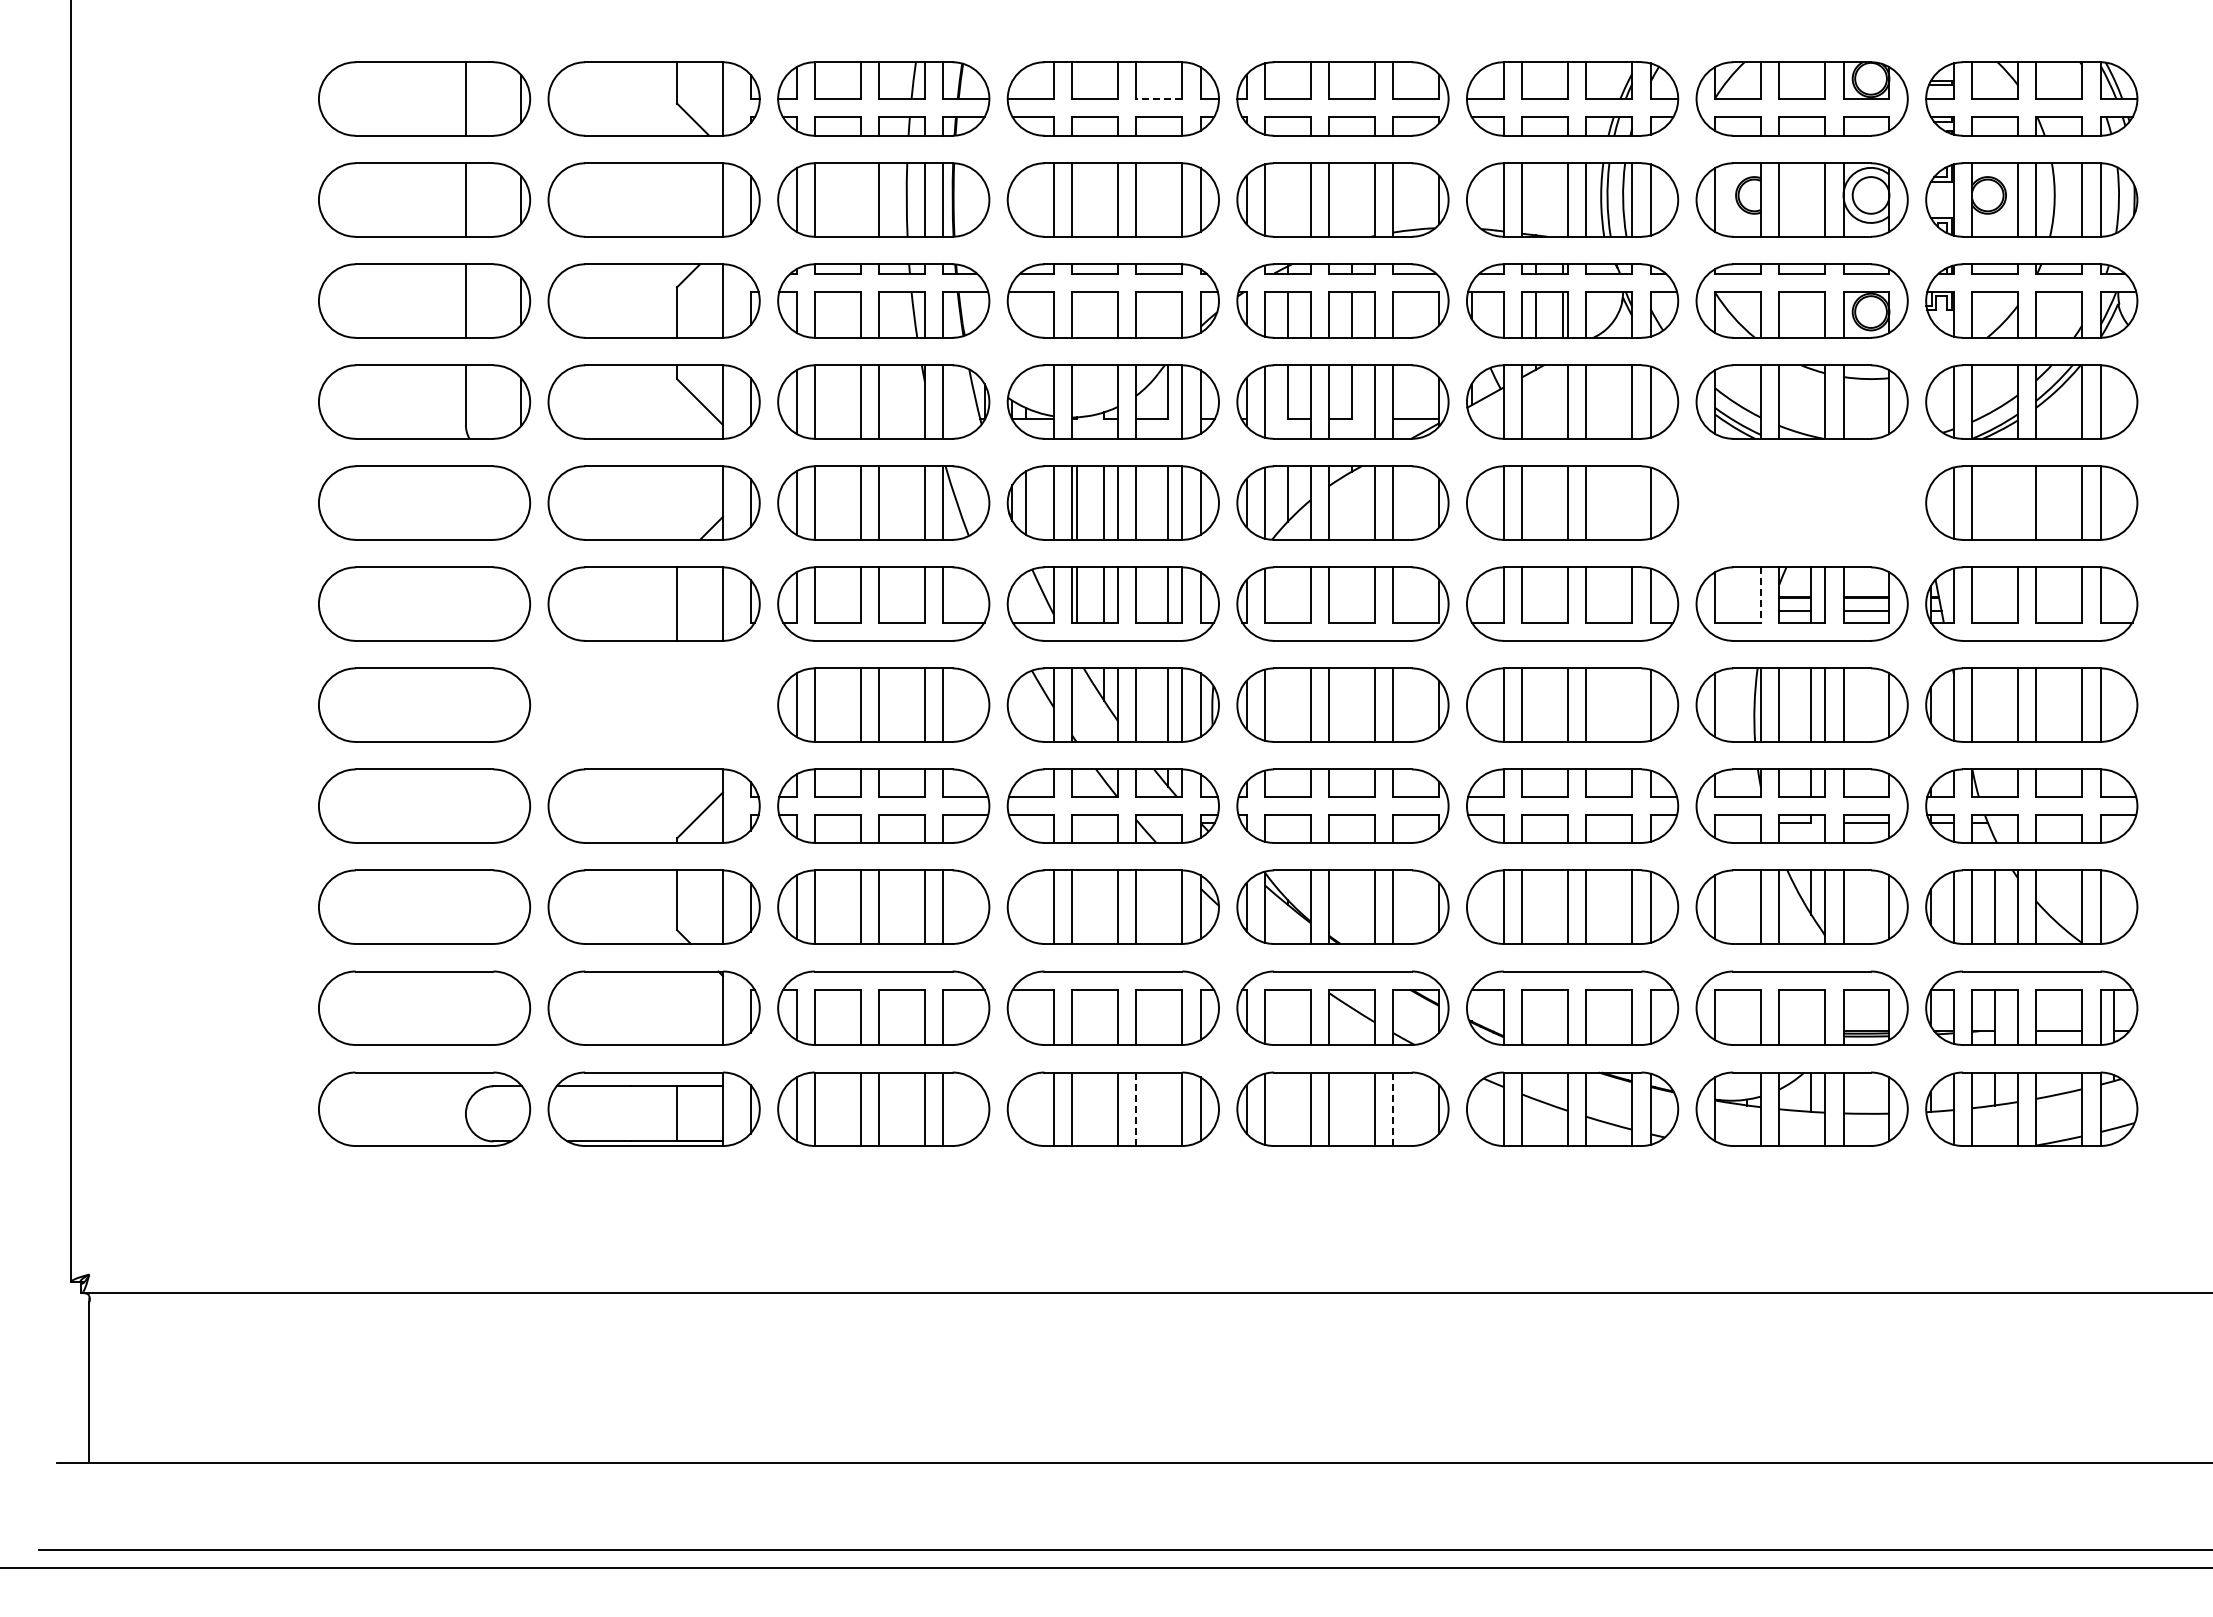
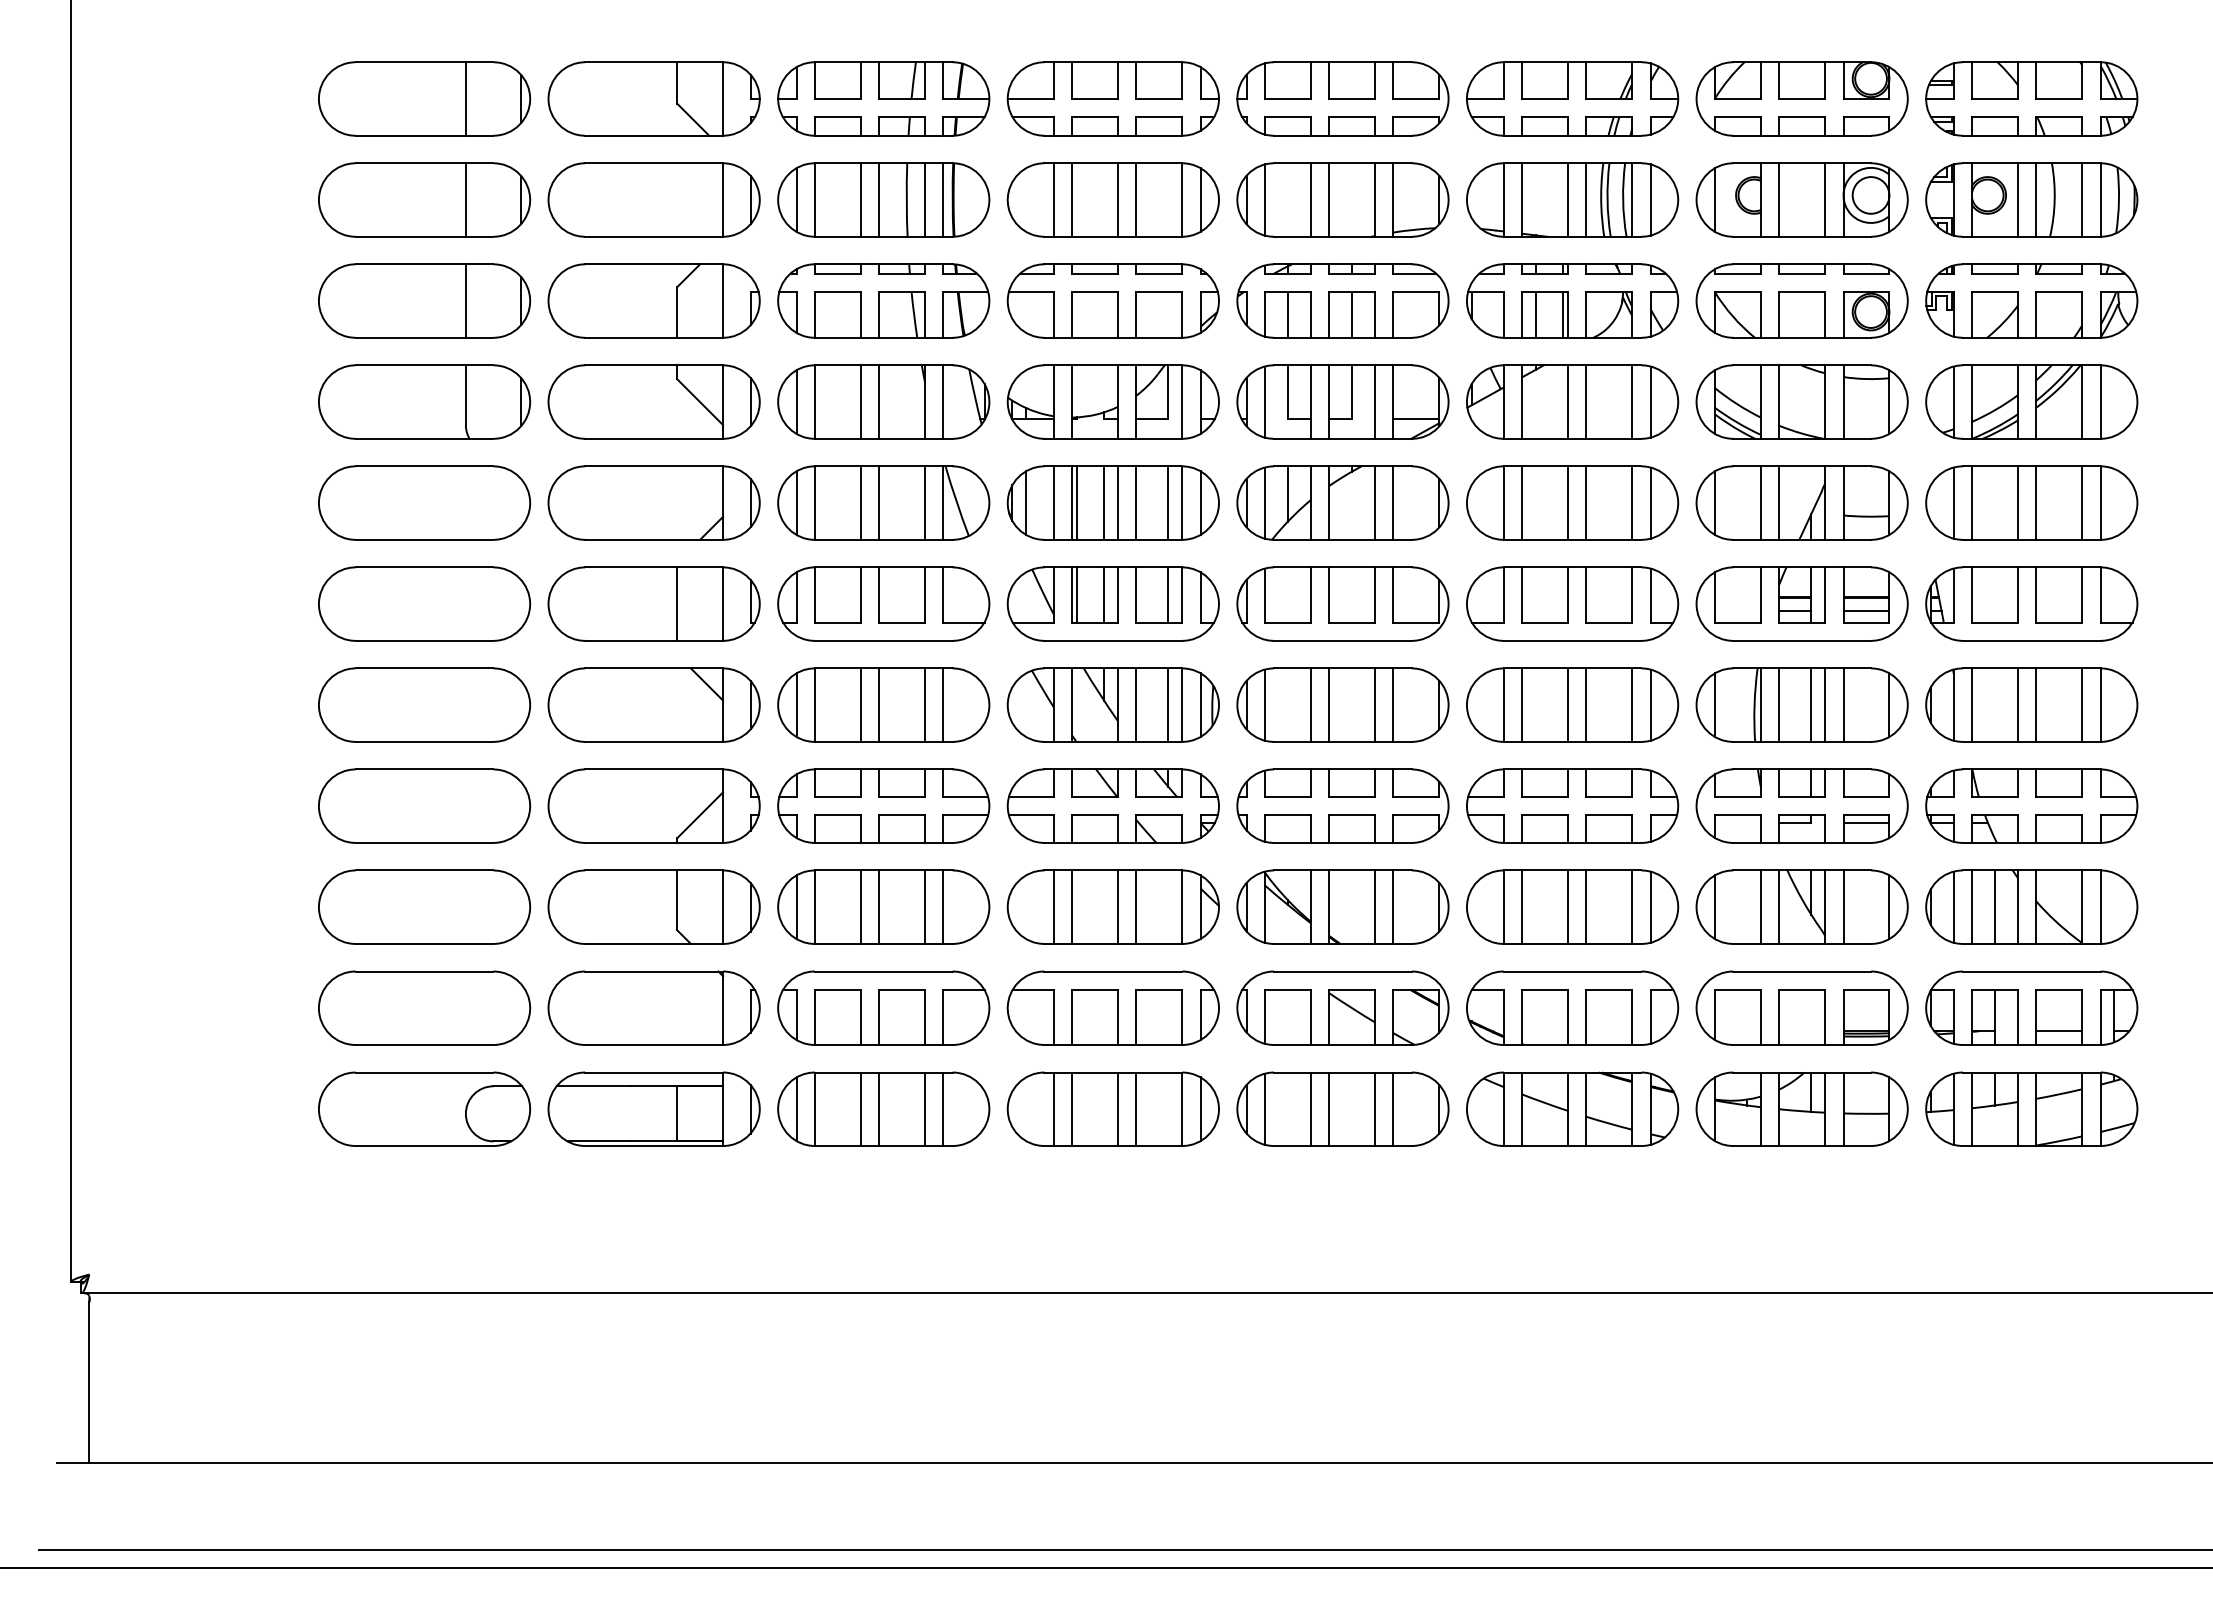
line: dashed -> solid (1159, 99)
line: none -> present (860, 199)
line: none -> present (1632, 502)
part: none -> present (1801, 502)
line: none -> present (2018, 502)
line: dashed -> solid (1760, 594)
part: none -> present (653, 704)
line: none -> present (1632, 704)
line: dashed -> solid (1136, 1109)
line: dashed -> solid (1393, 1109)
